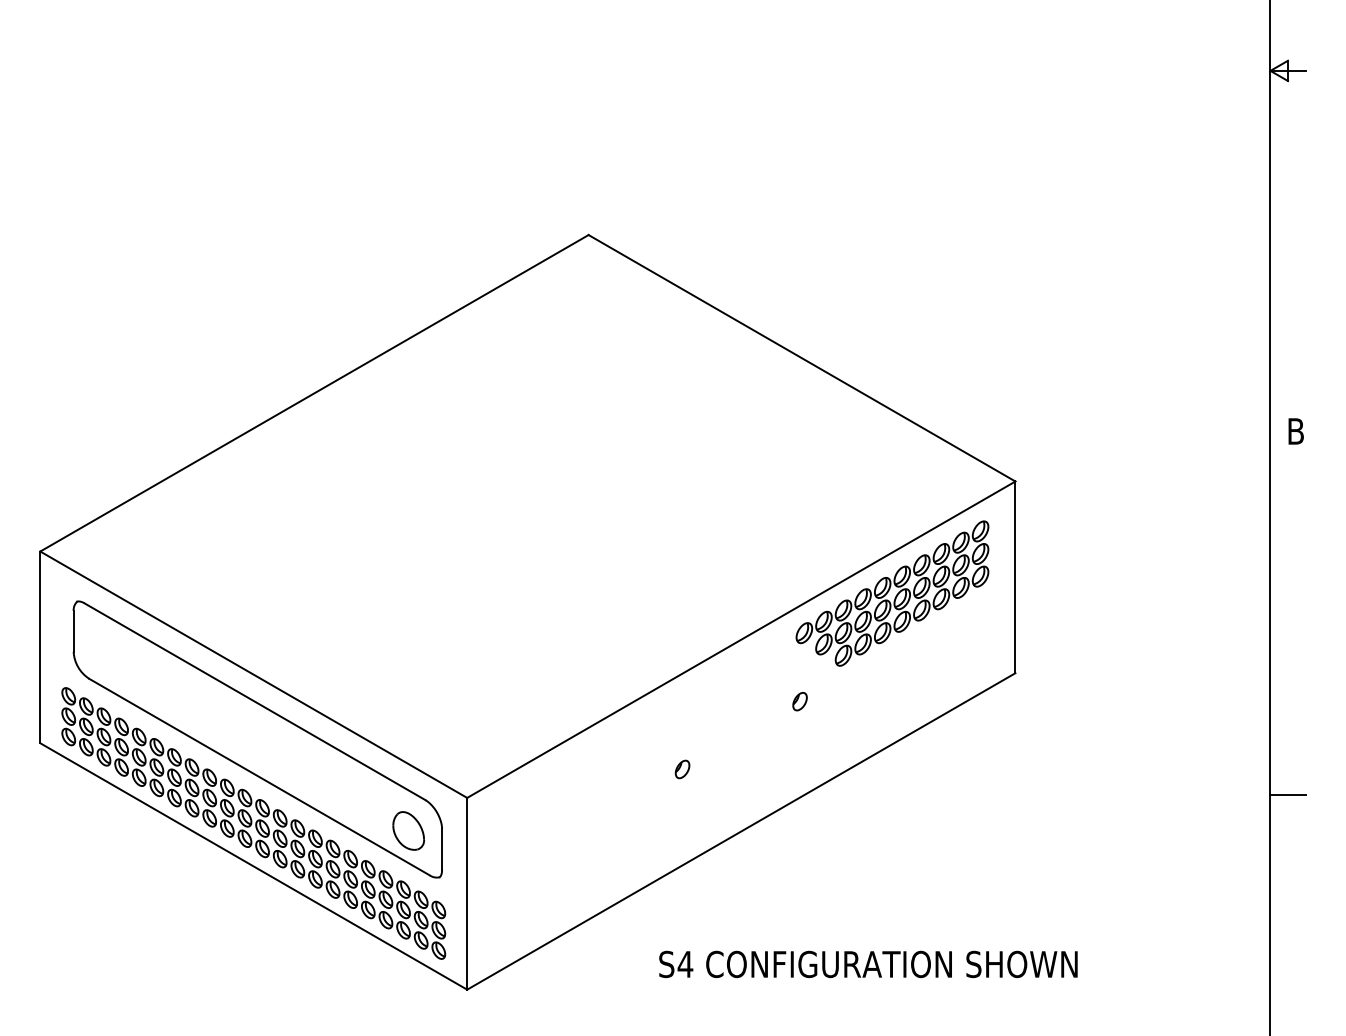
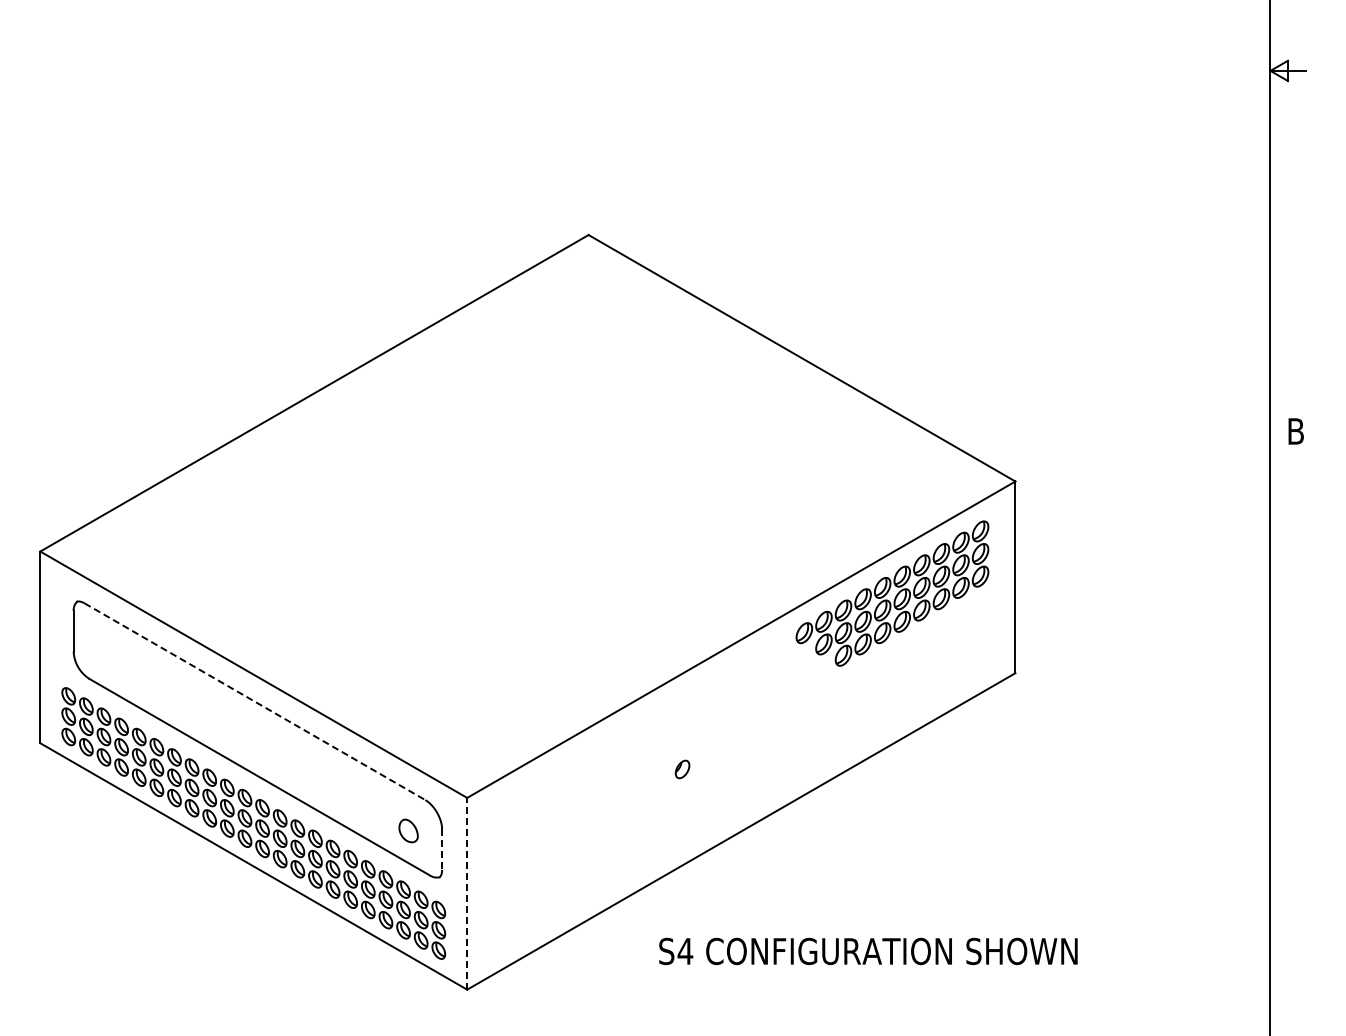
line: solid -> dashed (254, 701)
part: present -> none (799, 701)
line: present -> none (1287, 795)
part size: 33x40 px -> 21x26 px (408, 830)
line: solid -> dashed (442, 850)
line: solid -> dashed (467, 893)
text position: (868, 964) -> (868, 951) (868, 951)
